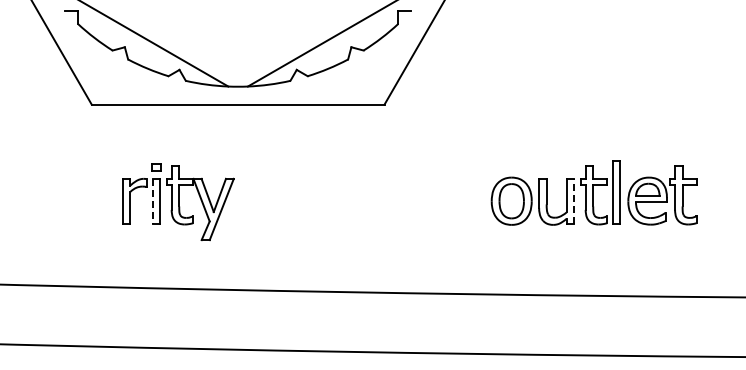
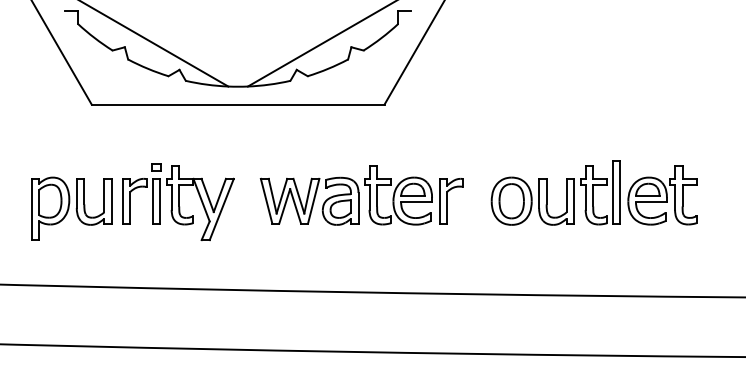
part: none -> present (361, 195)
line: dashed -> solid (574, 200)
line: dashed -> solid (152, 201)
part: none -> present (71, 208)
